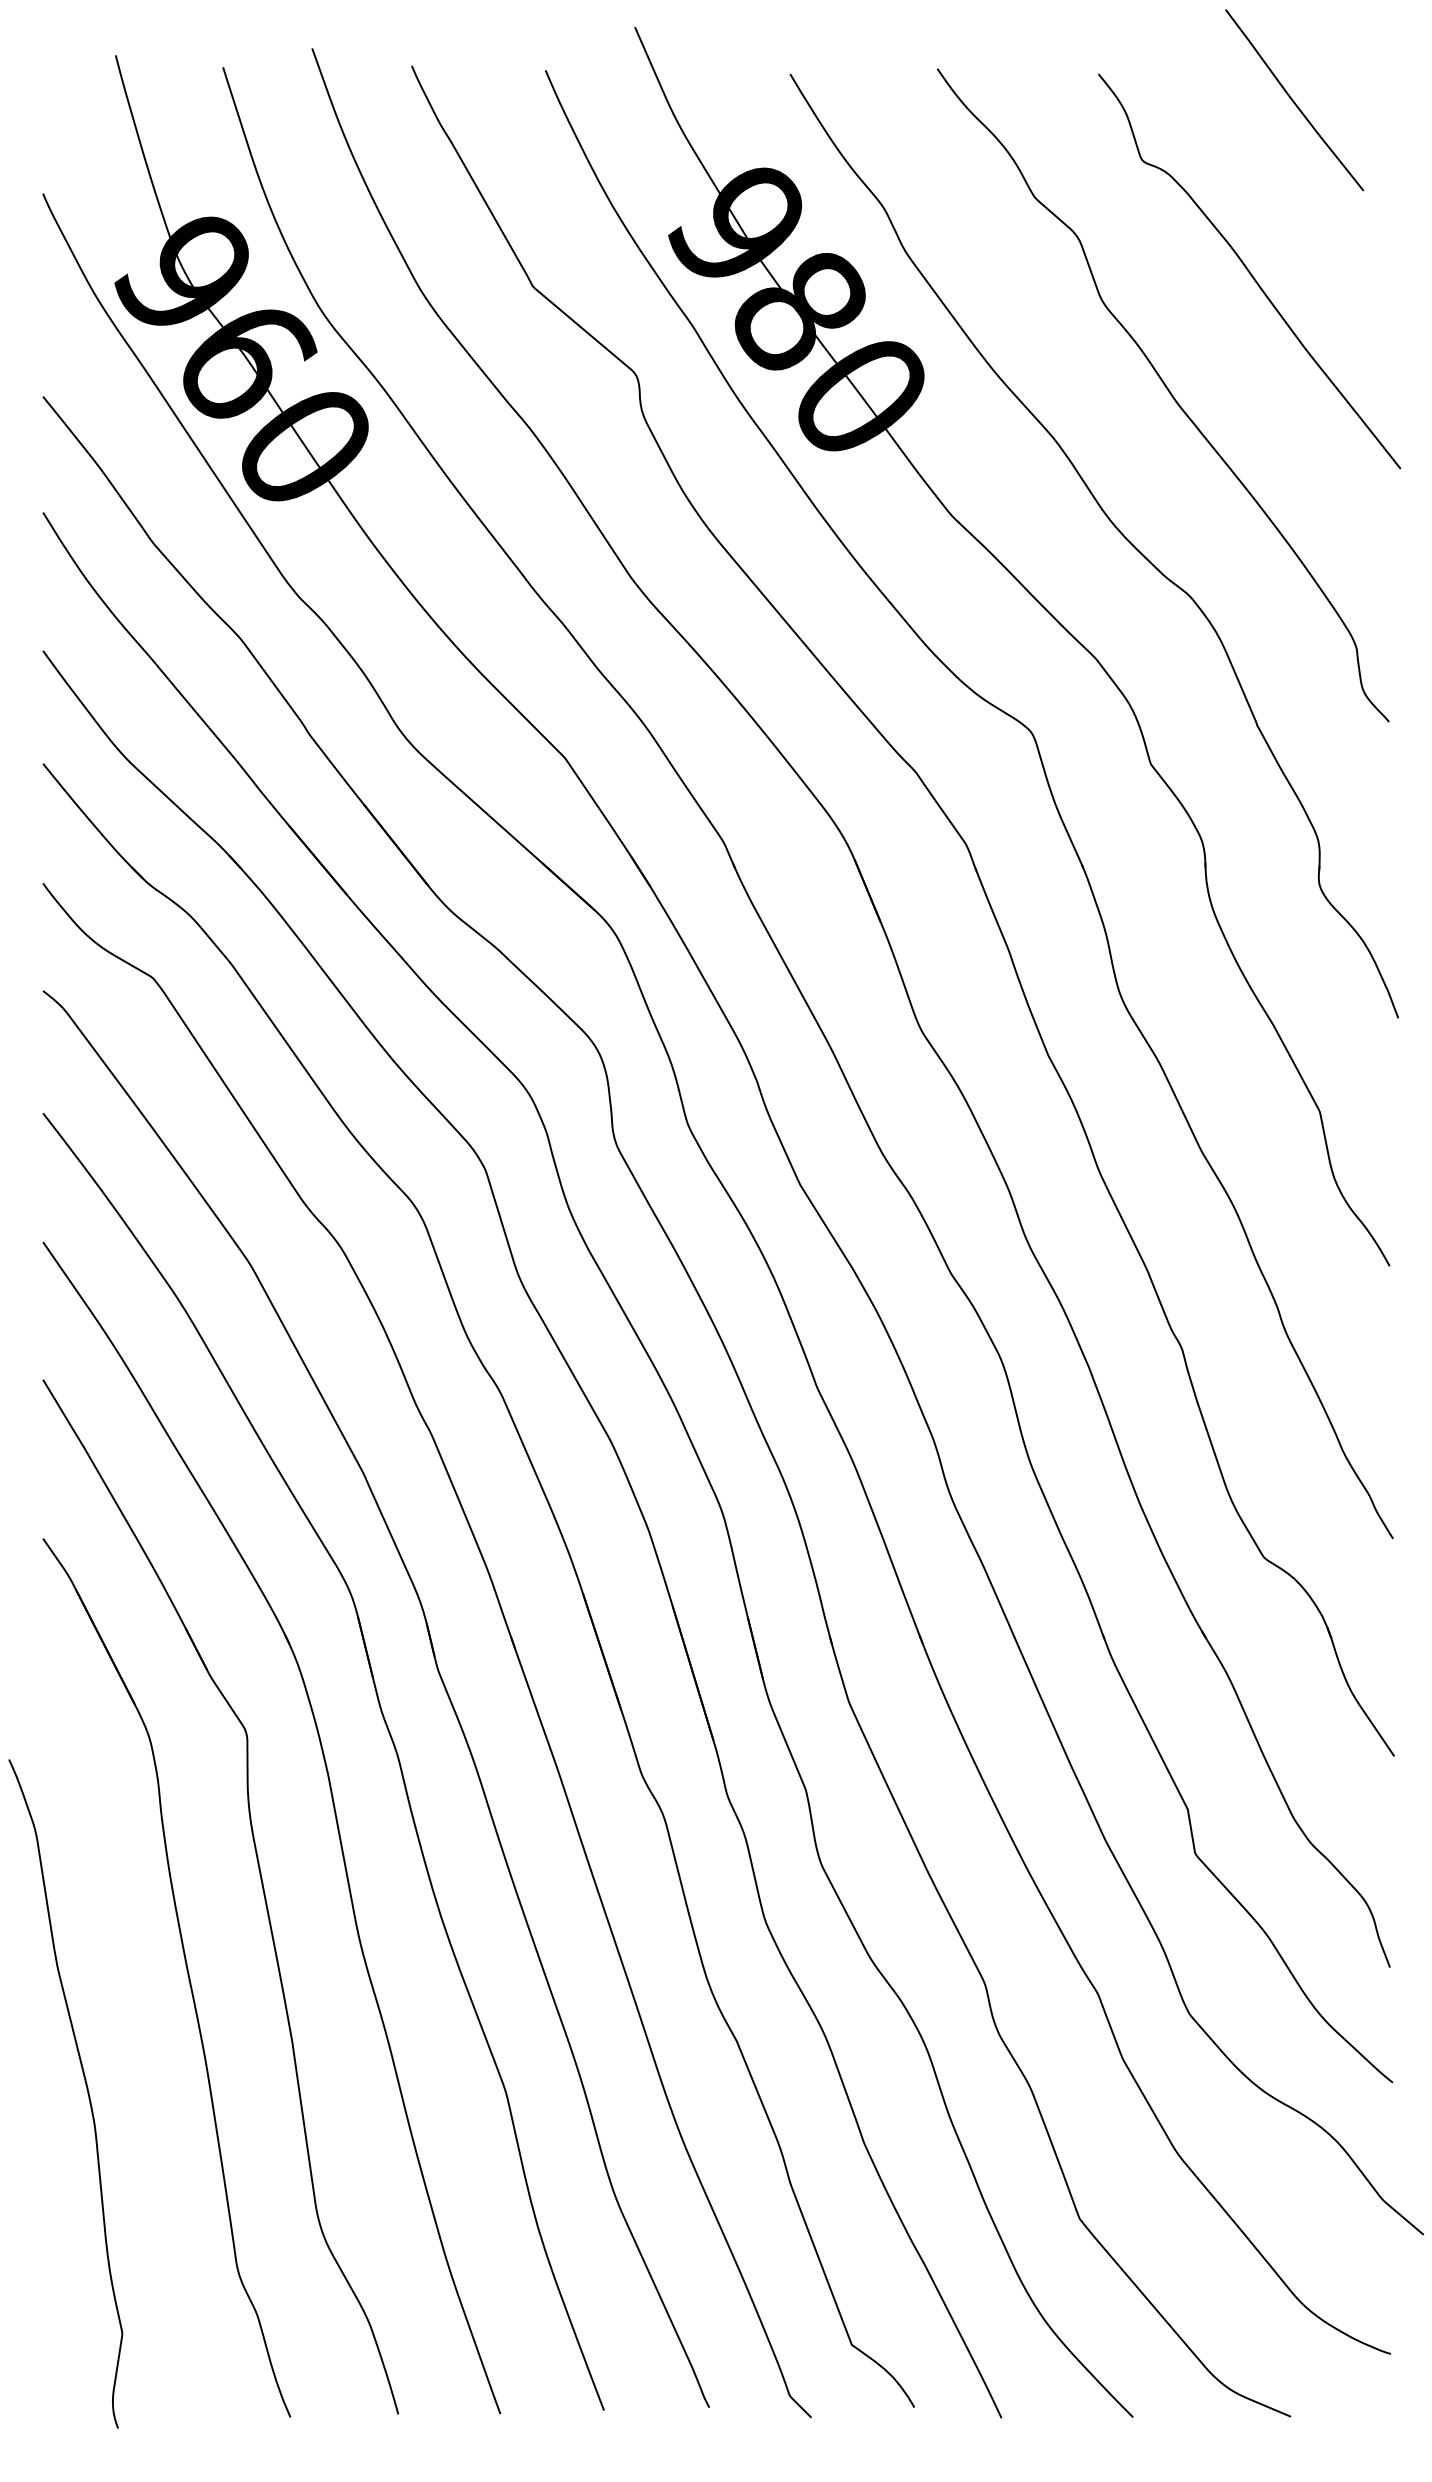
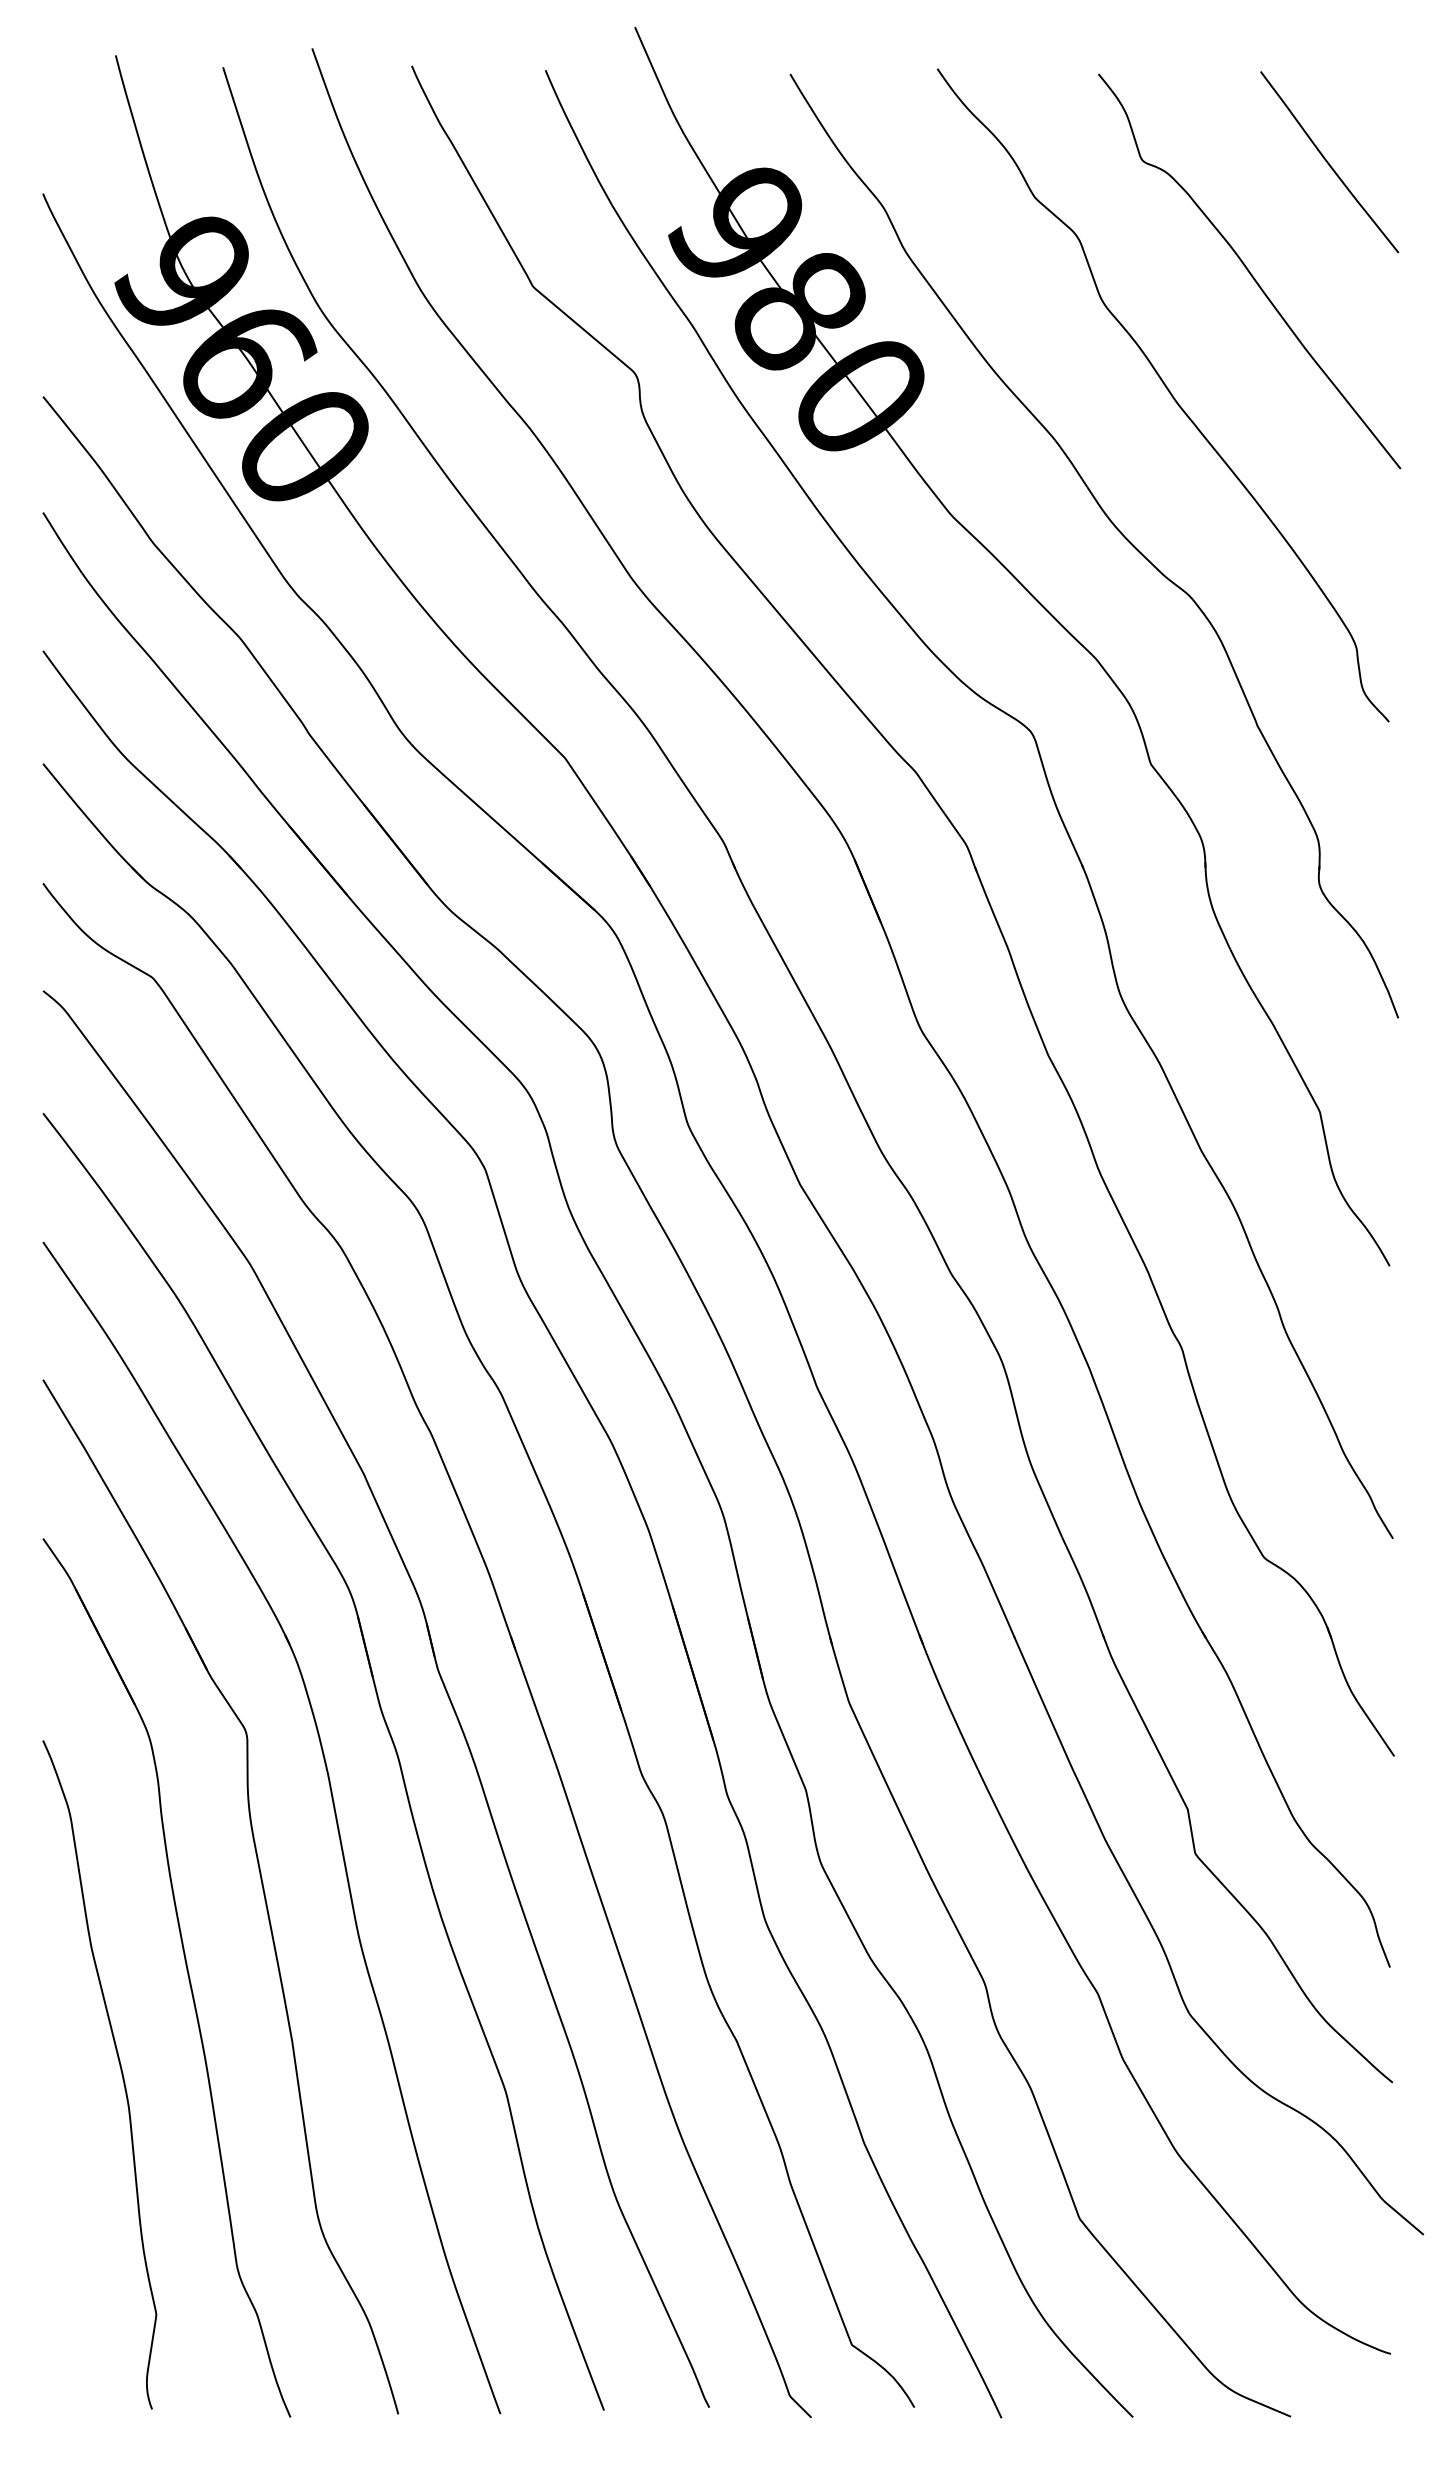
curve position: (1293, 100) -> (1328, 162) (1328, 162)
curve position: (86, 2089) -> (120, 2070) (120, 2070)
